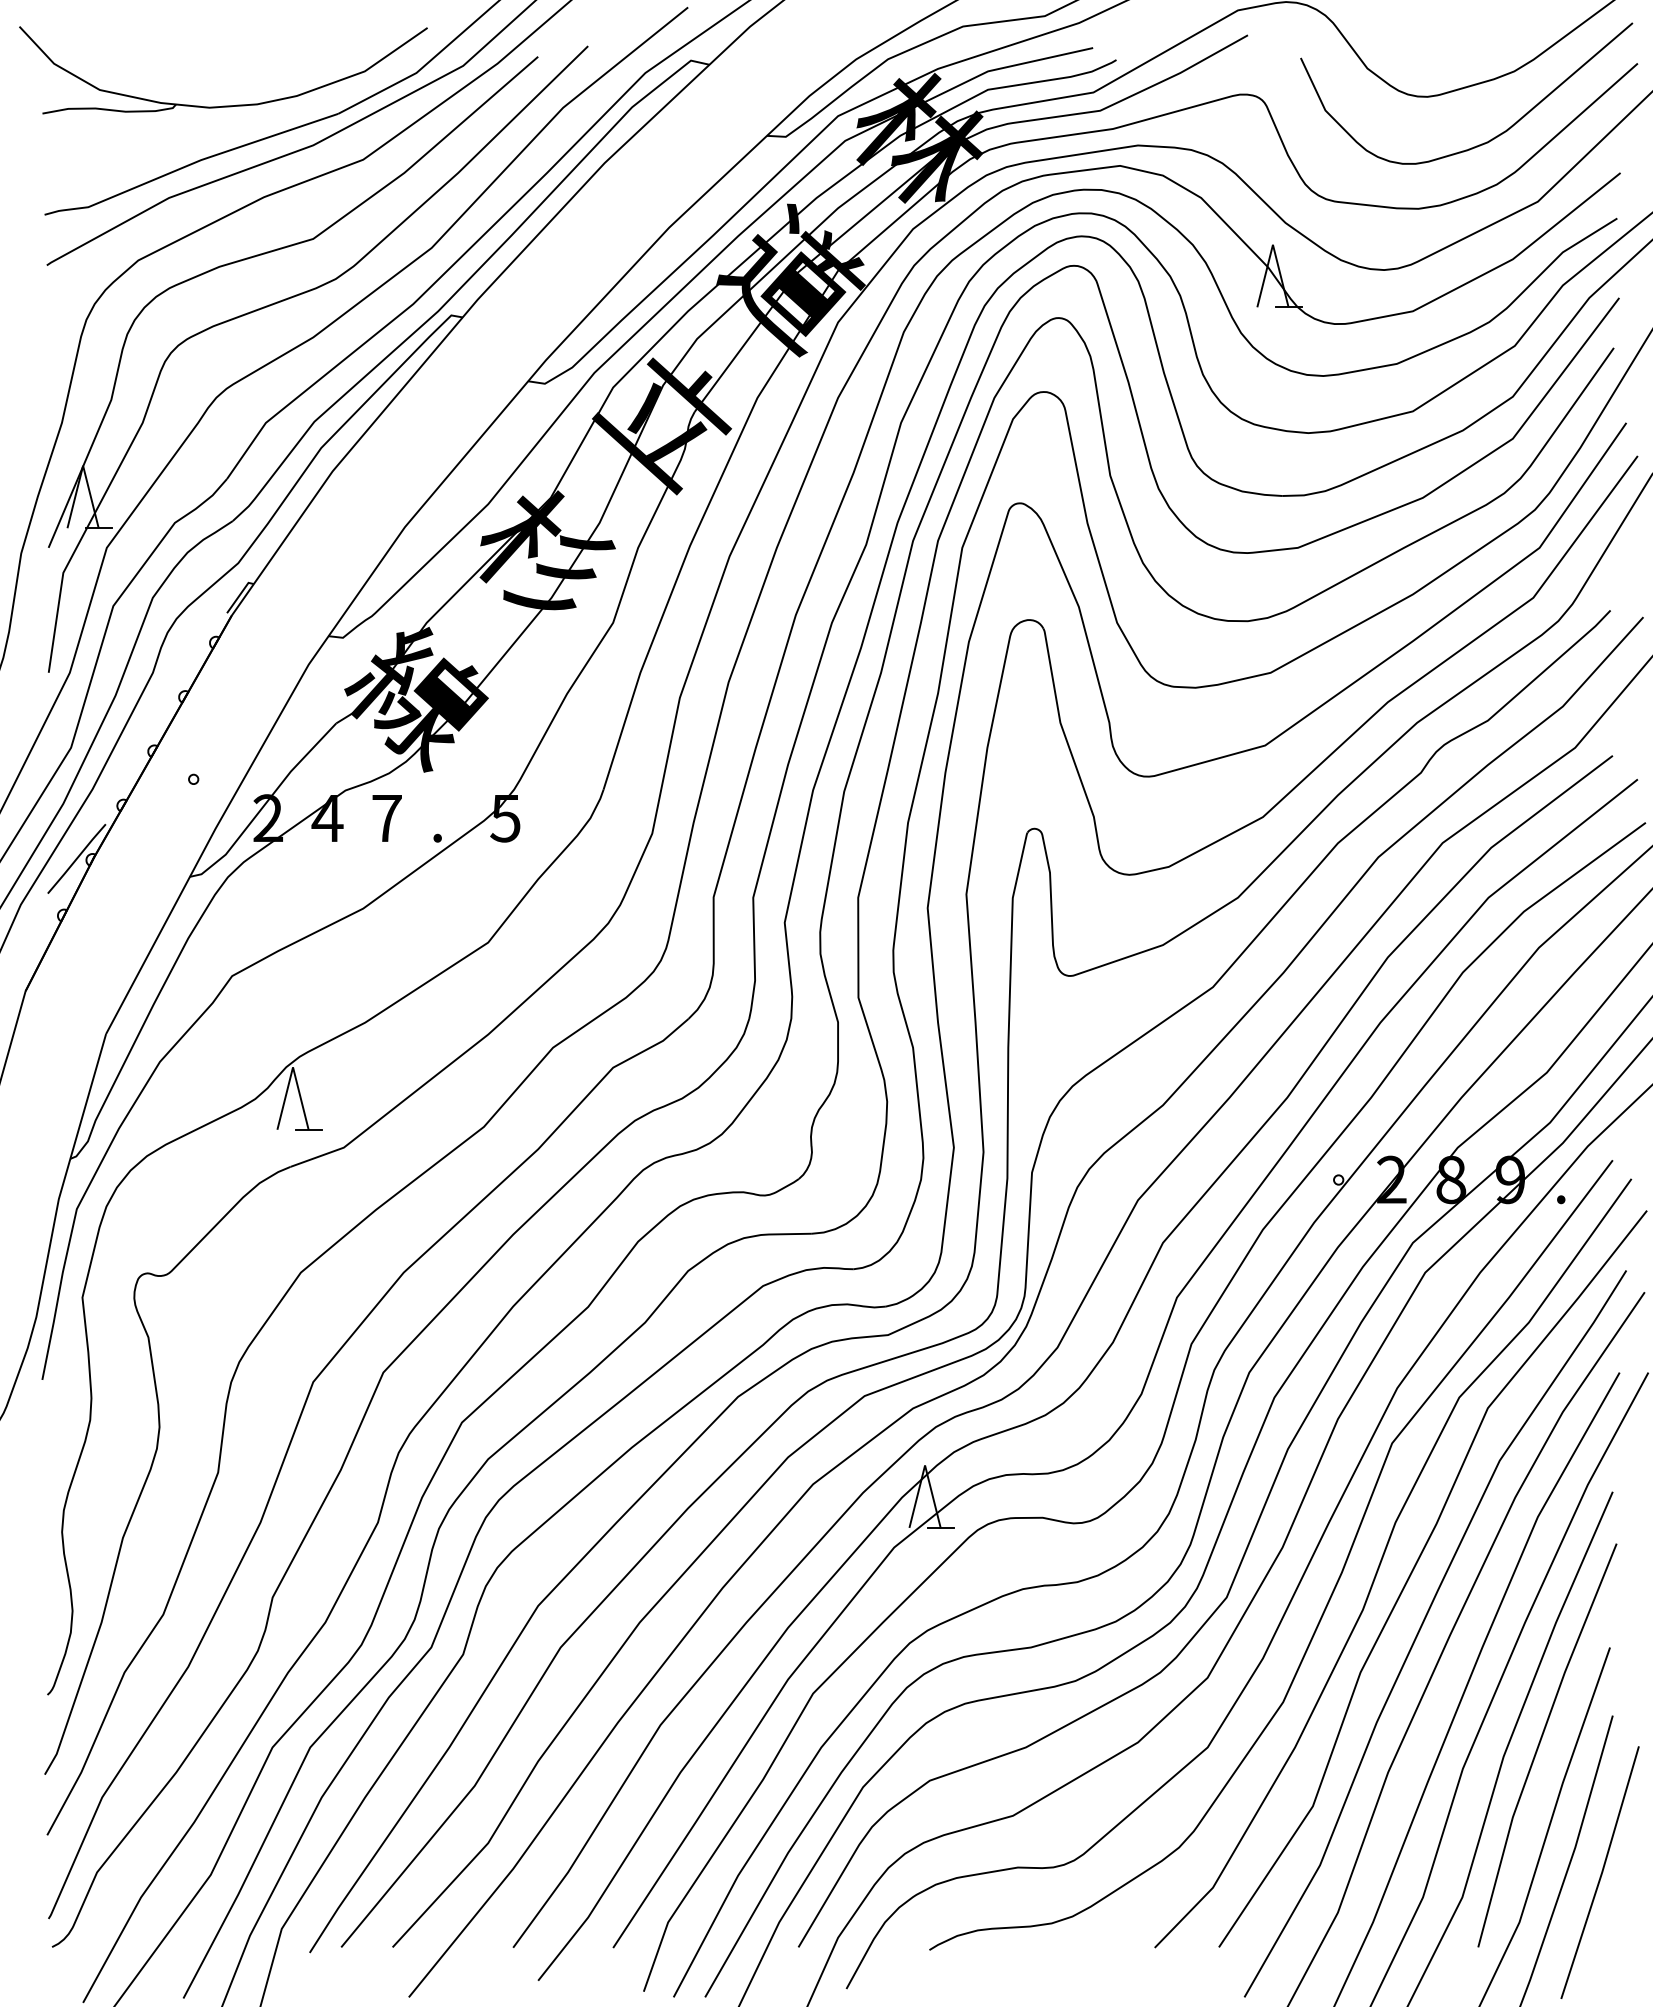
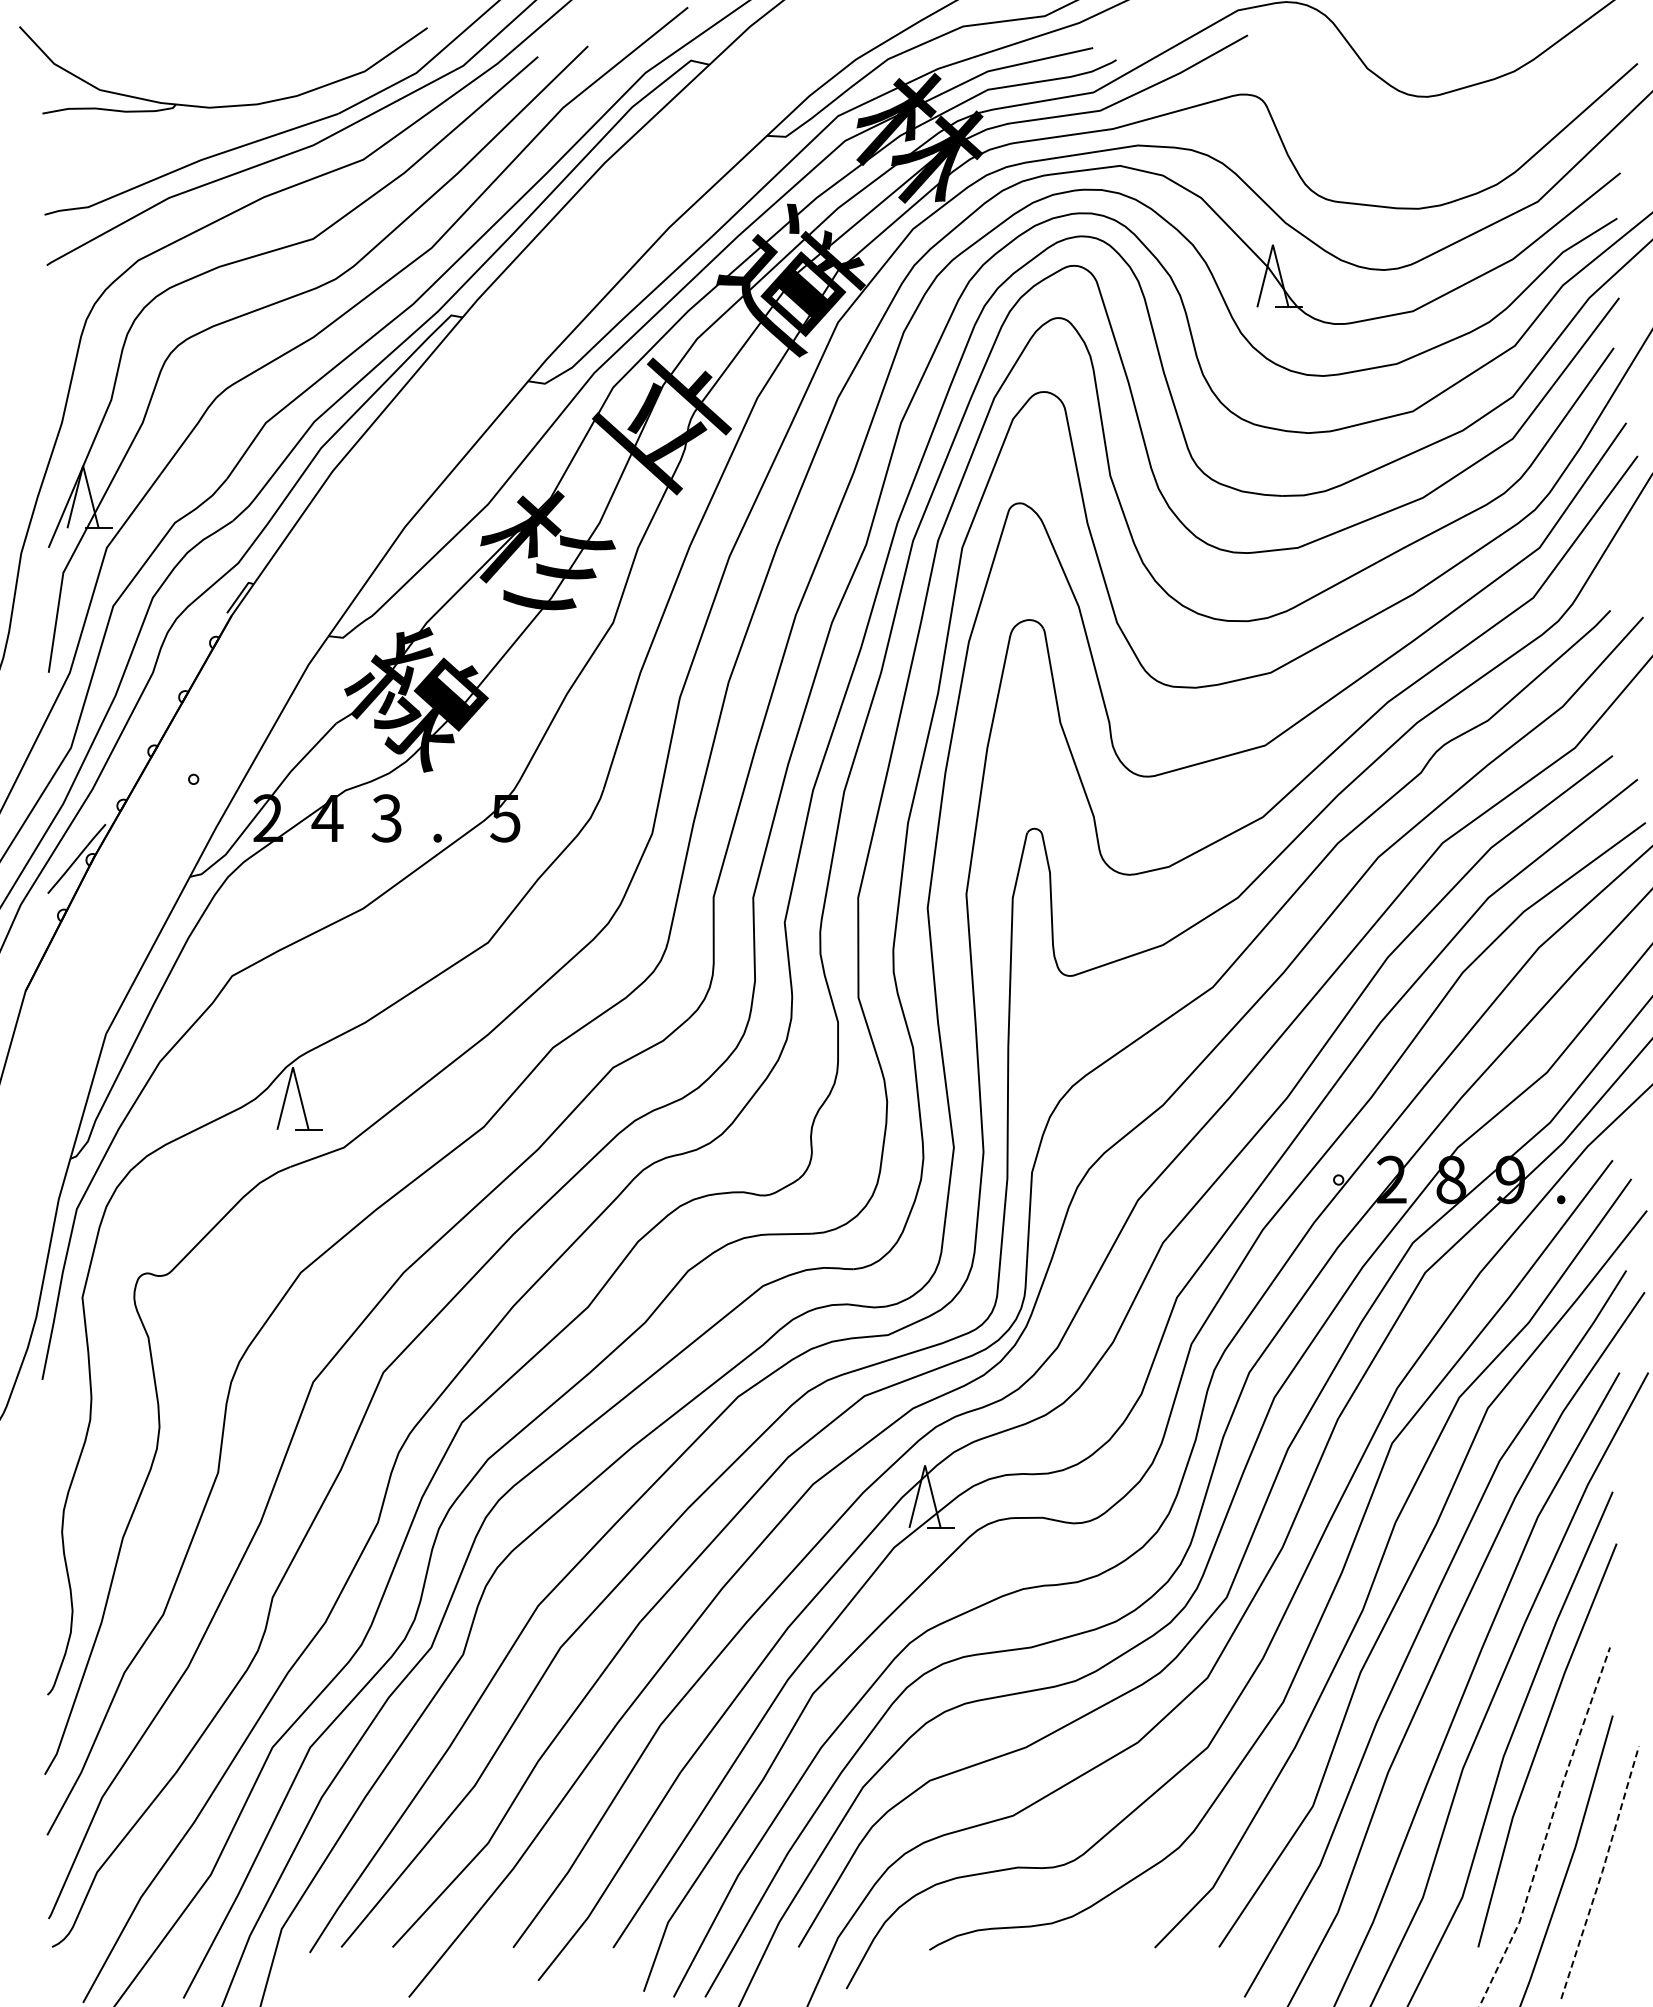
curve: present -> none (1496, 135)
text: 7 -> 3 (386, 818)
line: solid -> dashed (1548, 1828)
line: solid -> dashed (1602, 1872)
